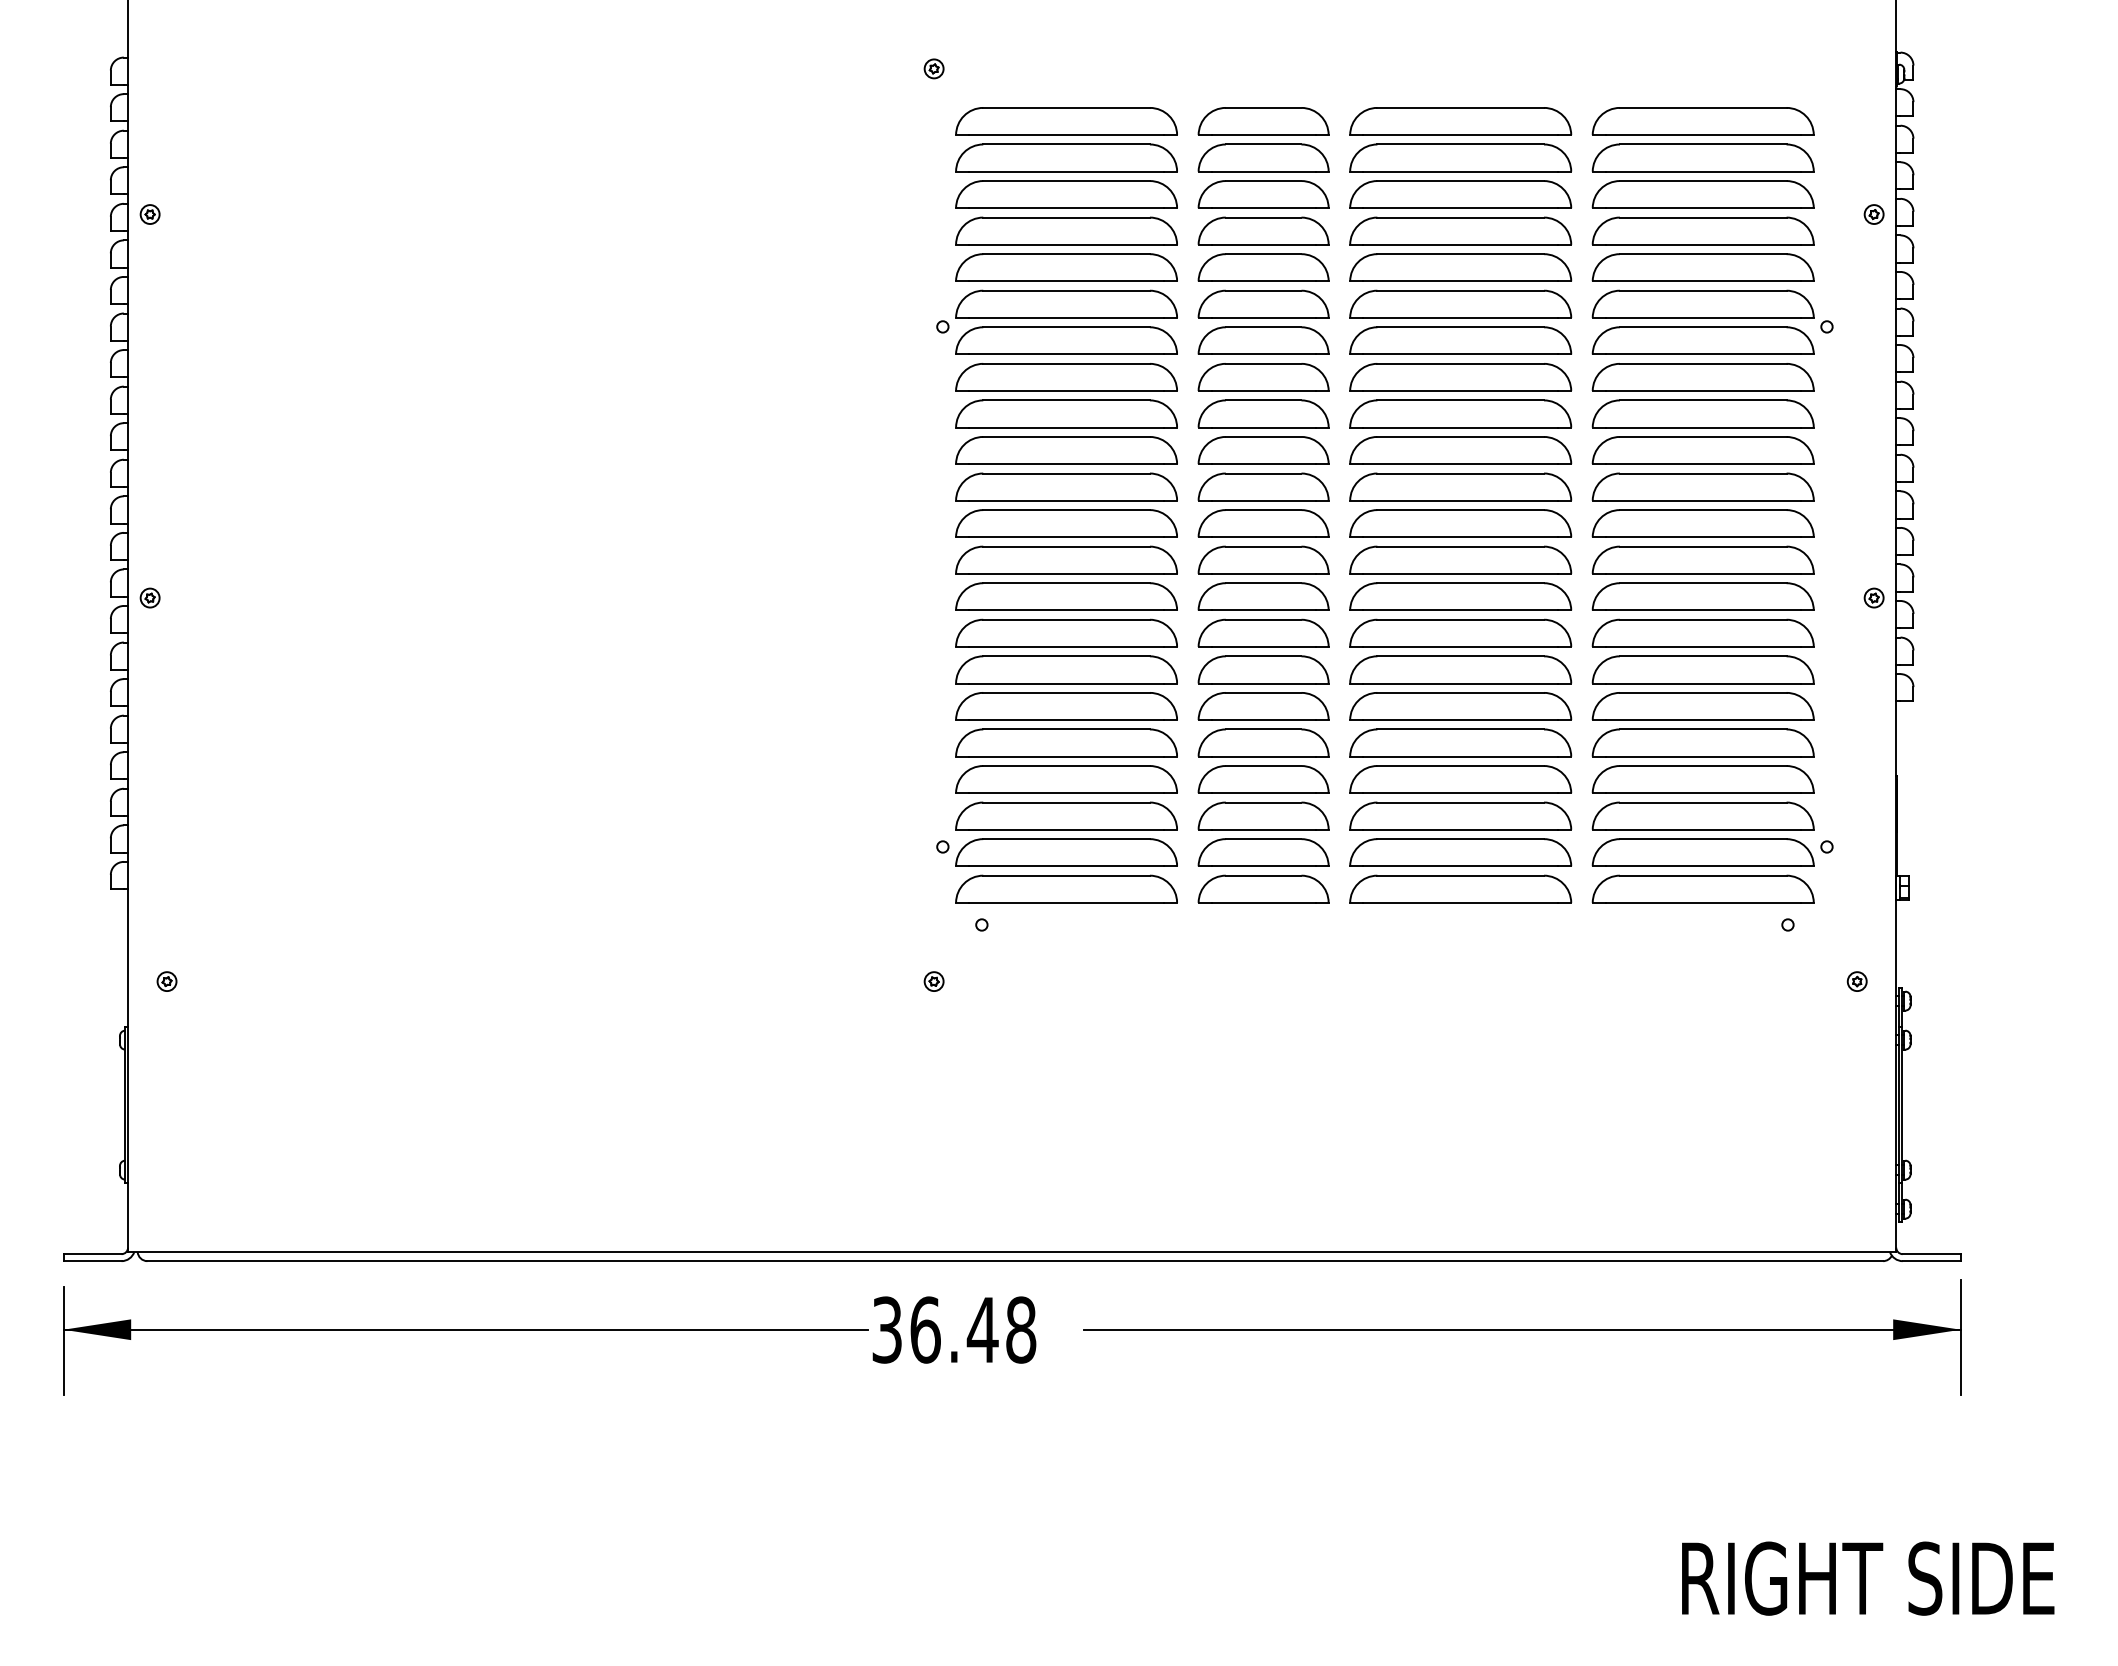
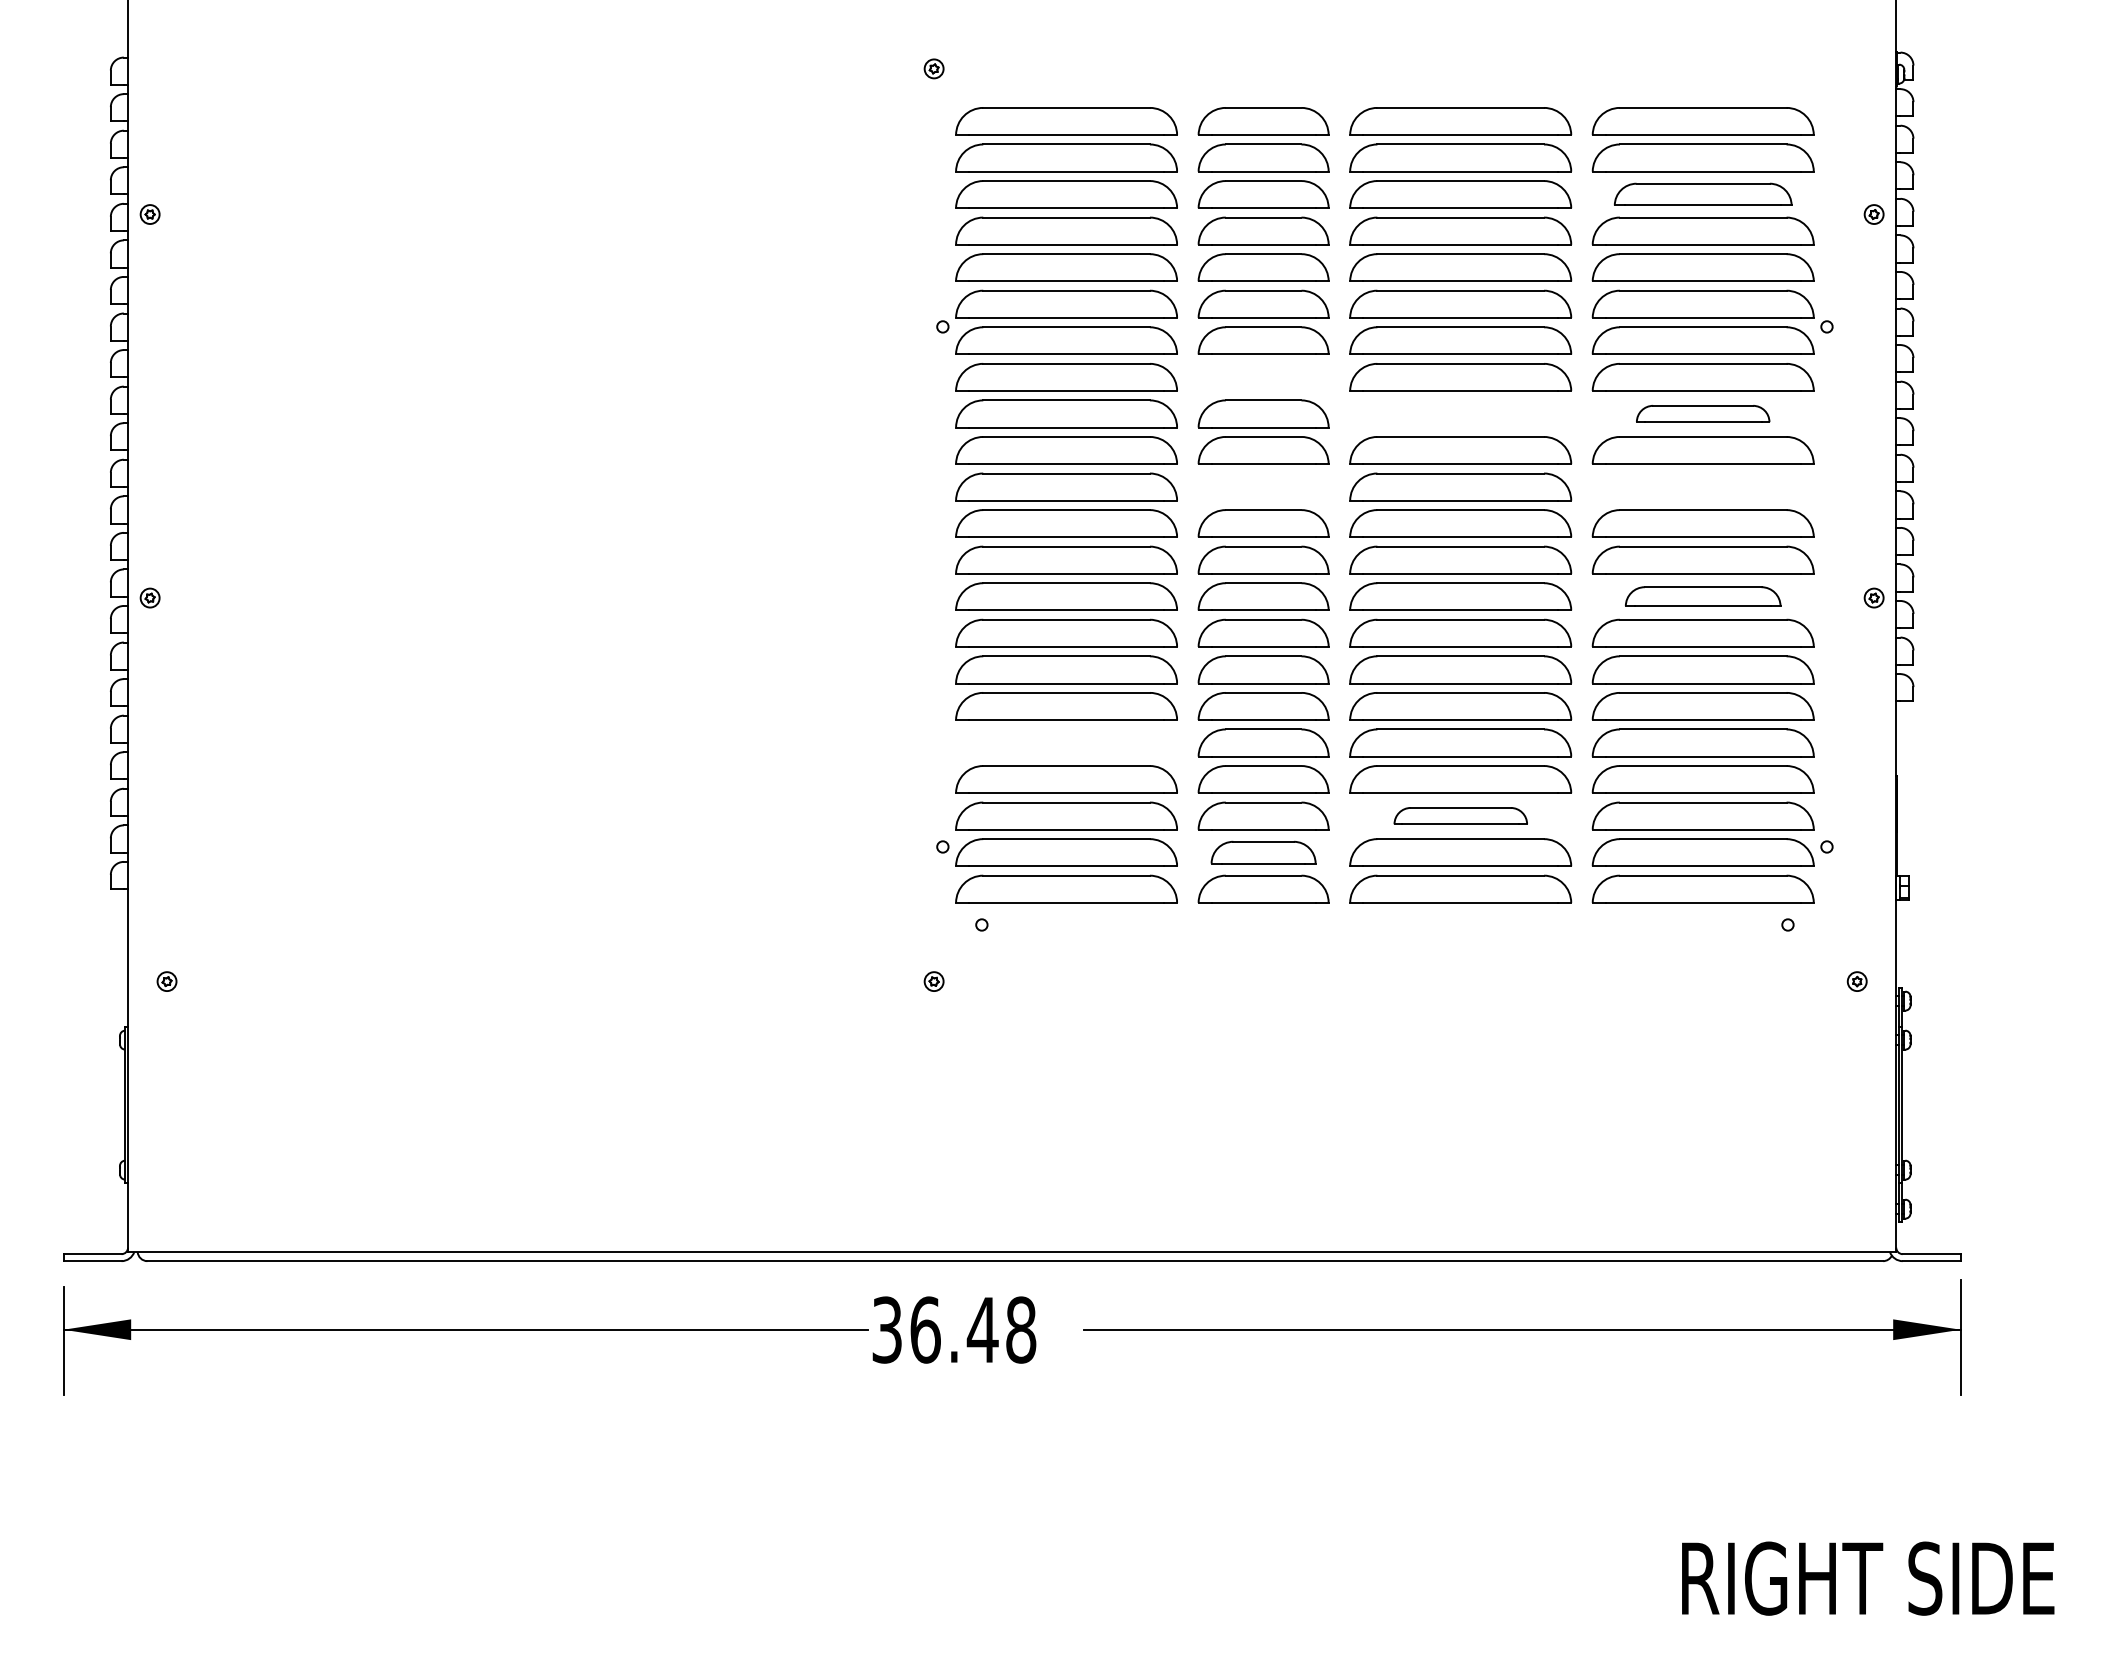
part size: 224x29 px -> 180x24 px (1702, 193)
part: present -> none (1263, 377)
part: present -> none (1460, 413)
part size: 224x30 px -> 135x18 px (1703, 413)
part: present -> none (1263, 486)
part: present -> none (1702, 486)
part size: 224x29 px -> 157x21 px (1703, 596)
part: present -> none (1066, 742)
part size: 224x30 px -> 135x18 px (1460, 815)
part size: 133x29 px -> 107x25 px (1263, 852)
